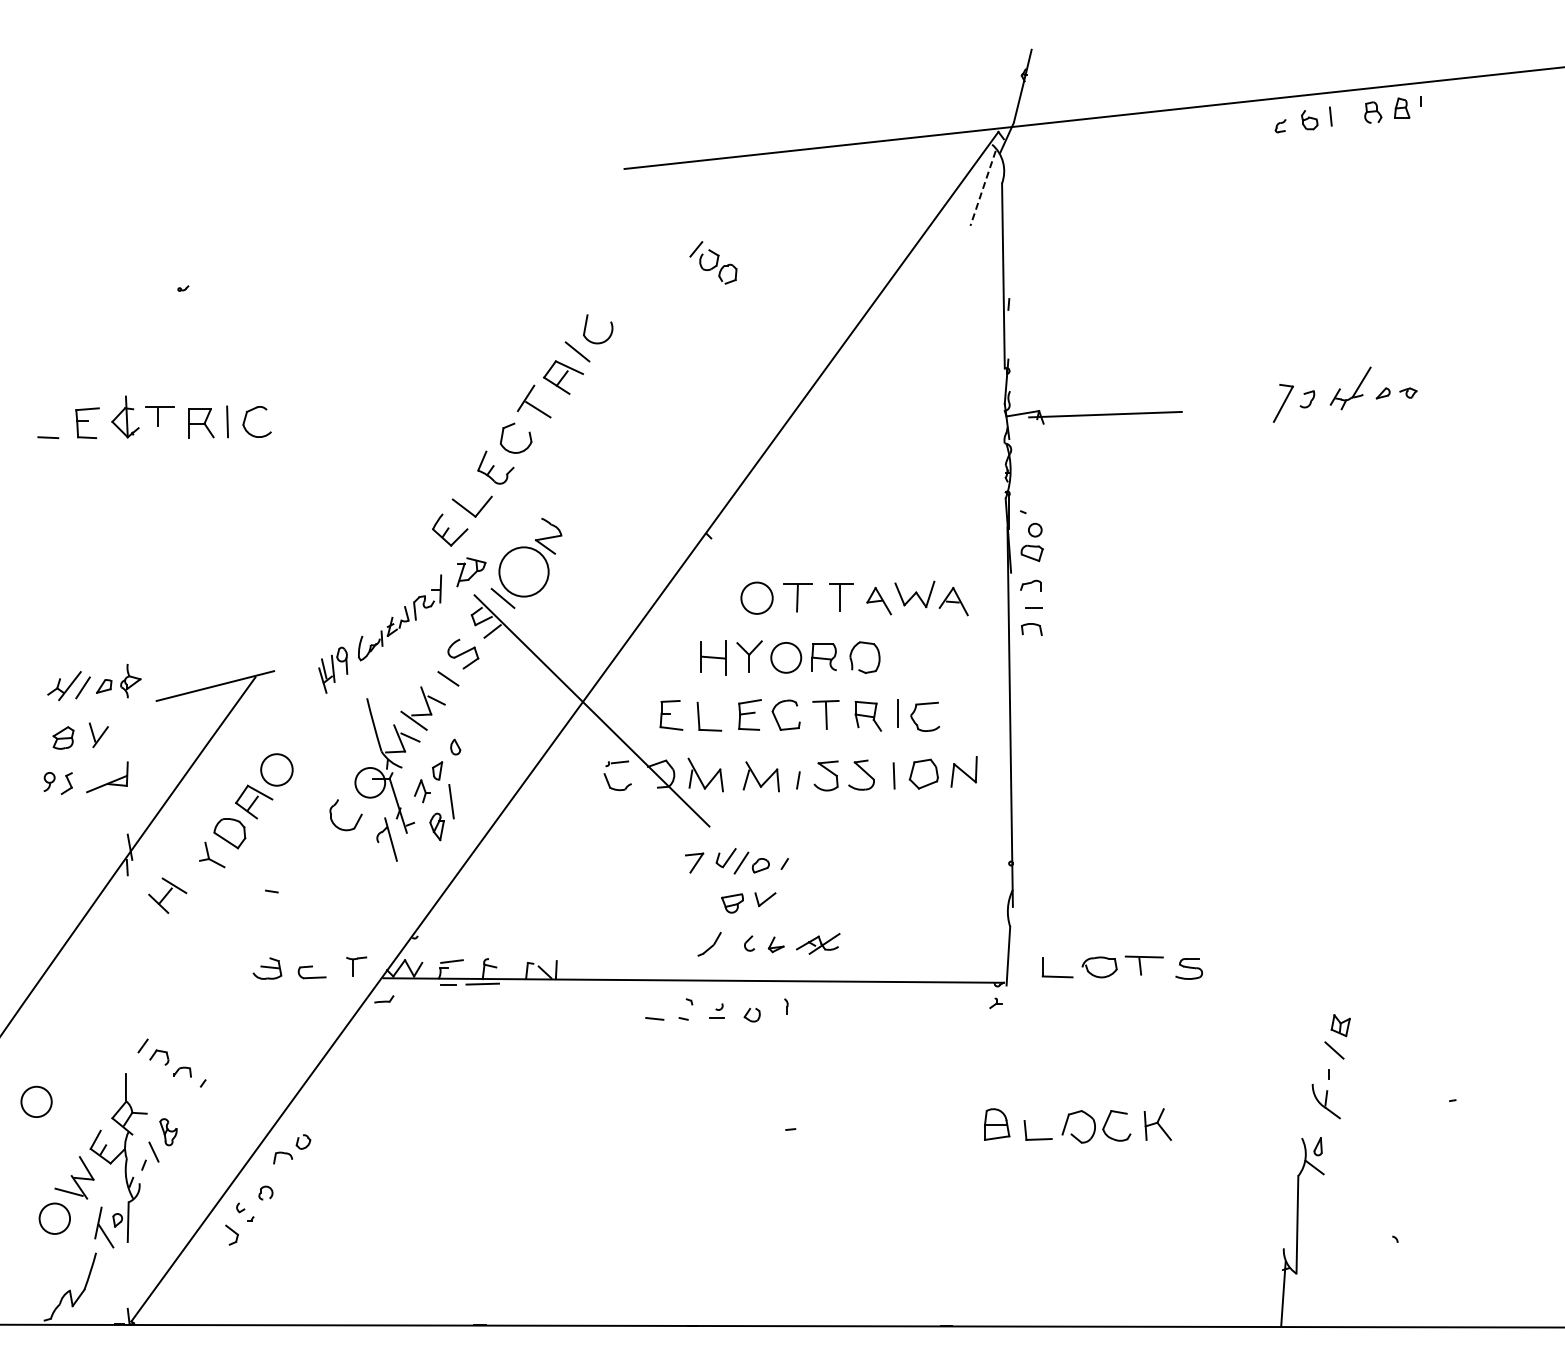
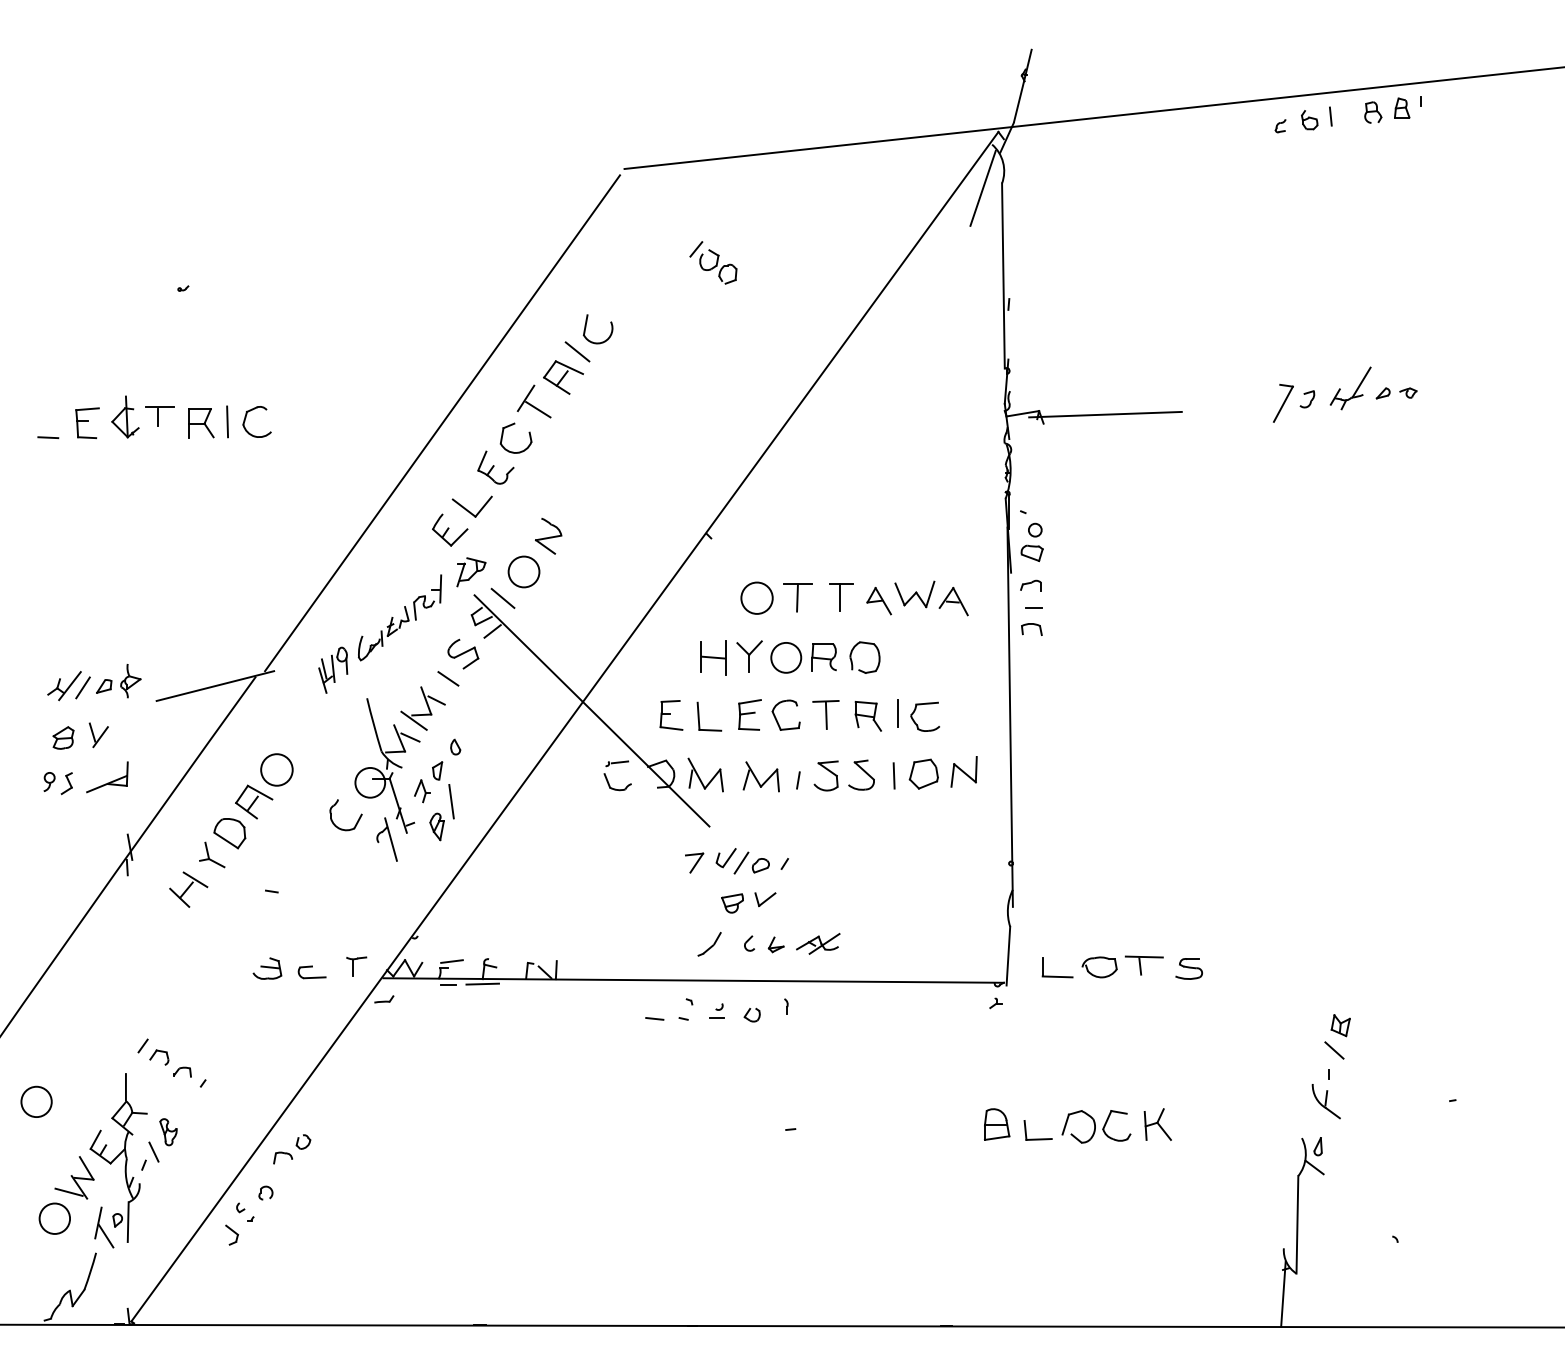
line: dashed -> solid (983, 188)
line: none -> present (442, 423)
circle diameter: 49 px -> 31 px (523, 571)
part position: (167, 895) -> (188, 889) (188, 889)
